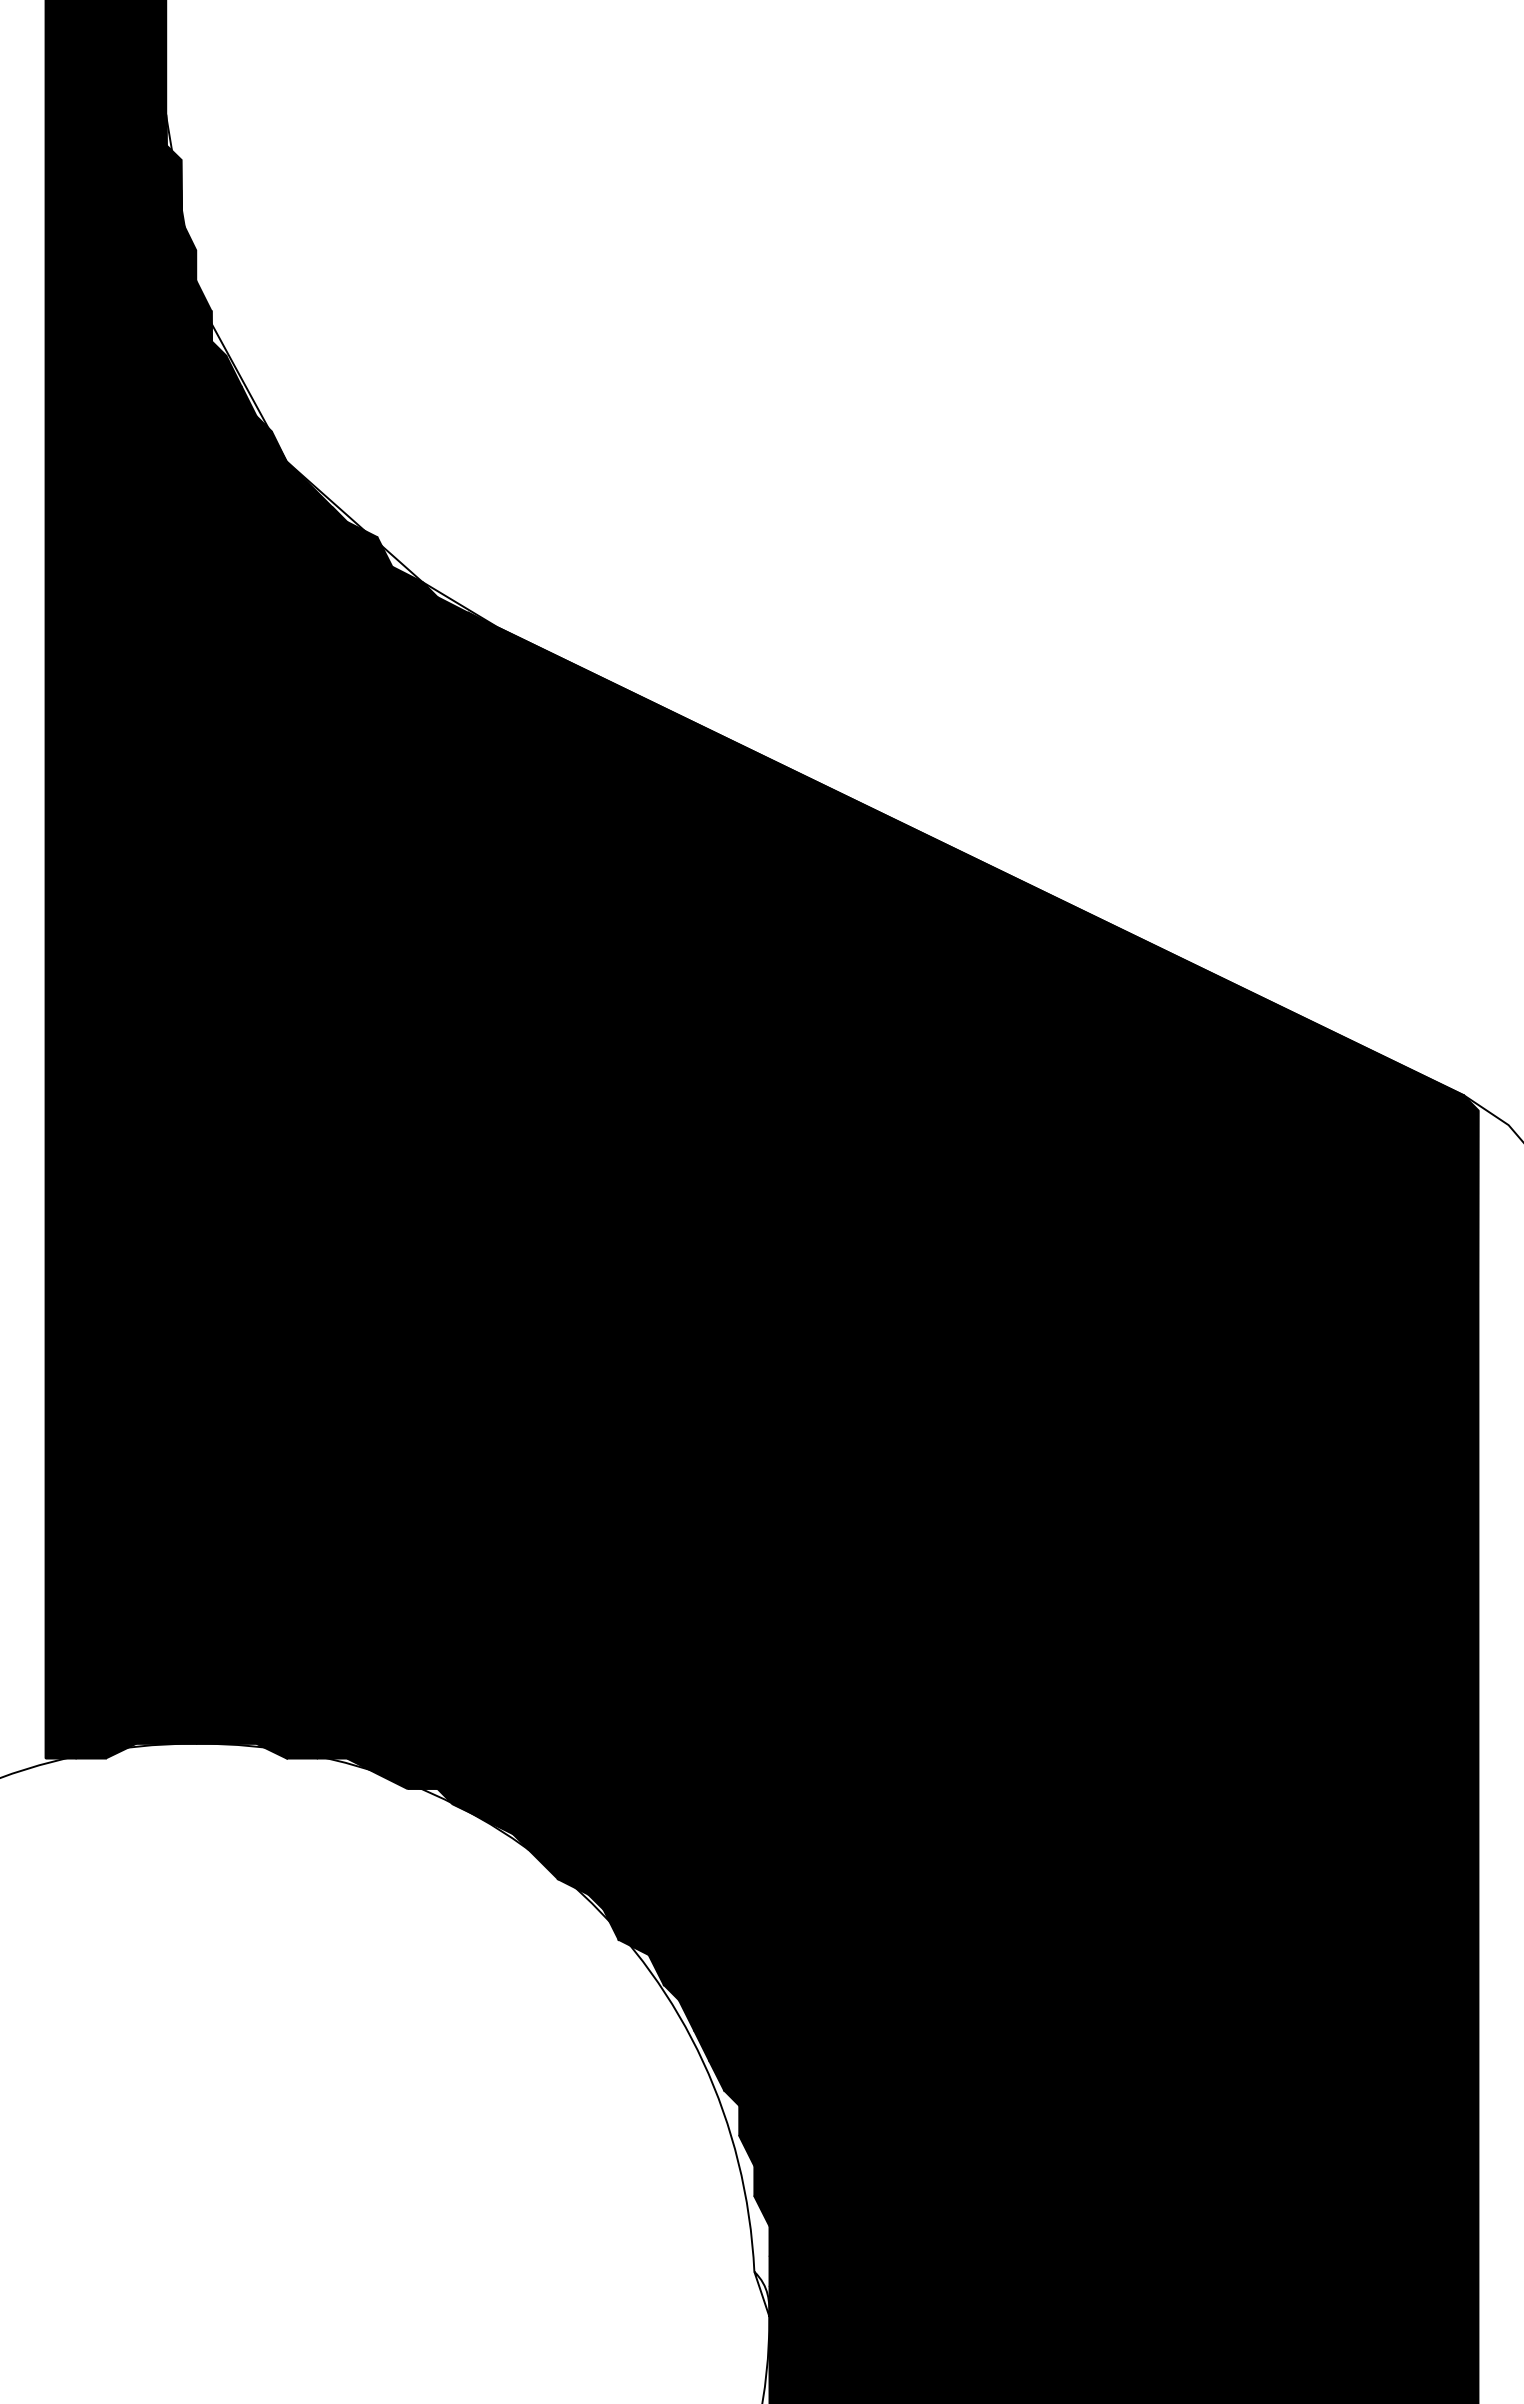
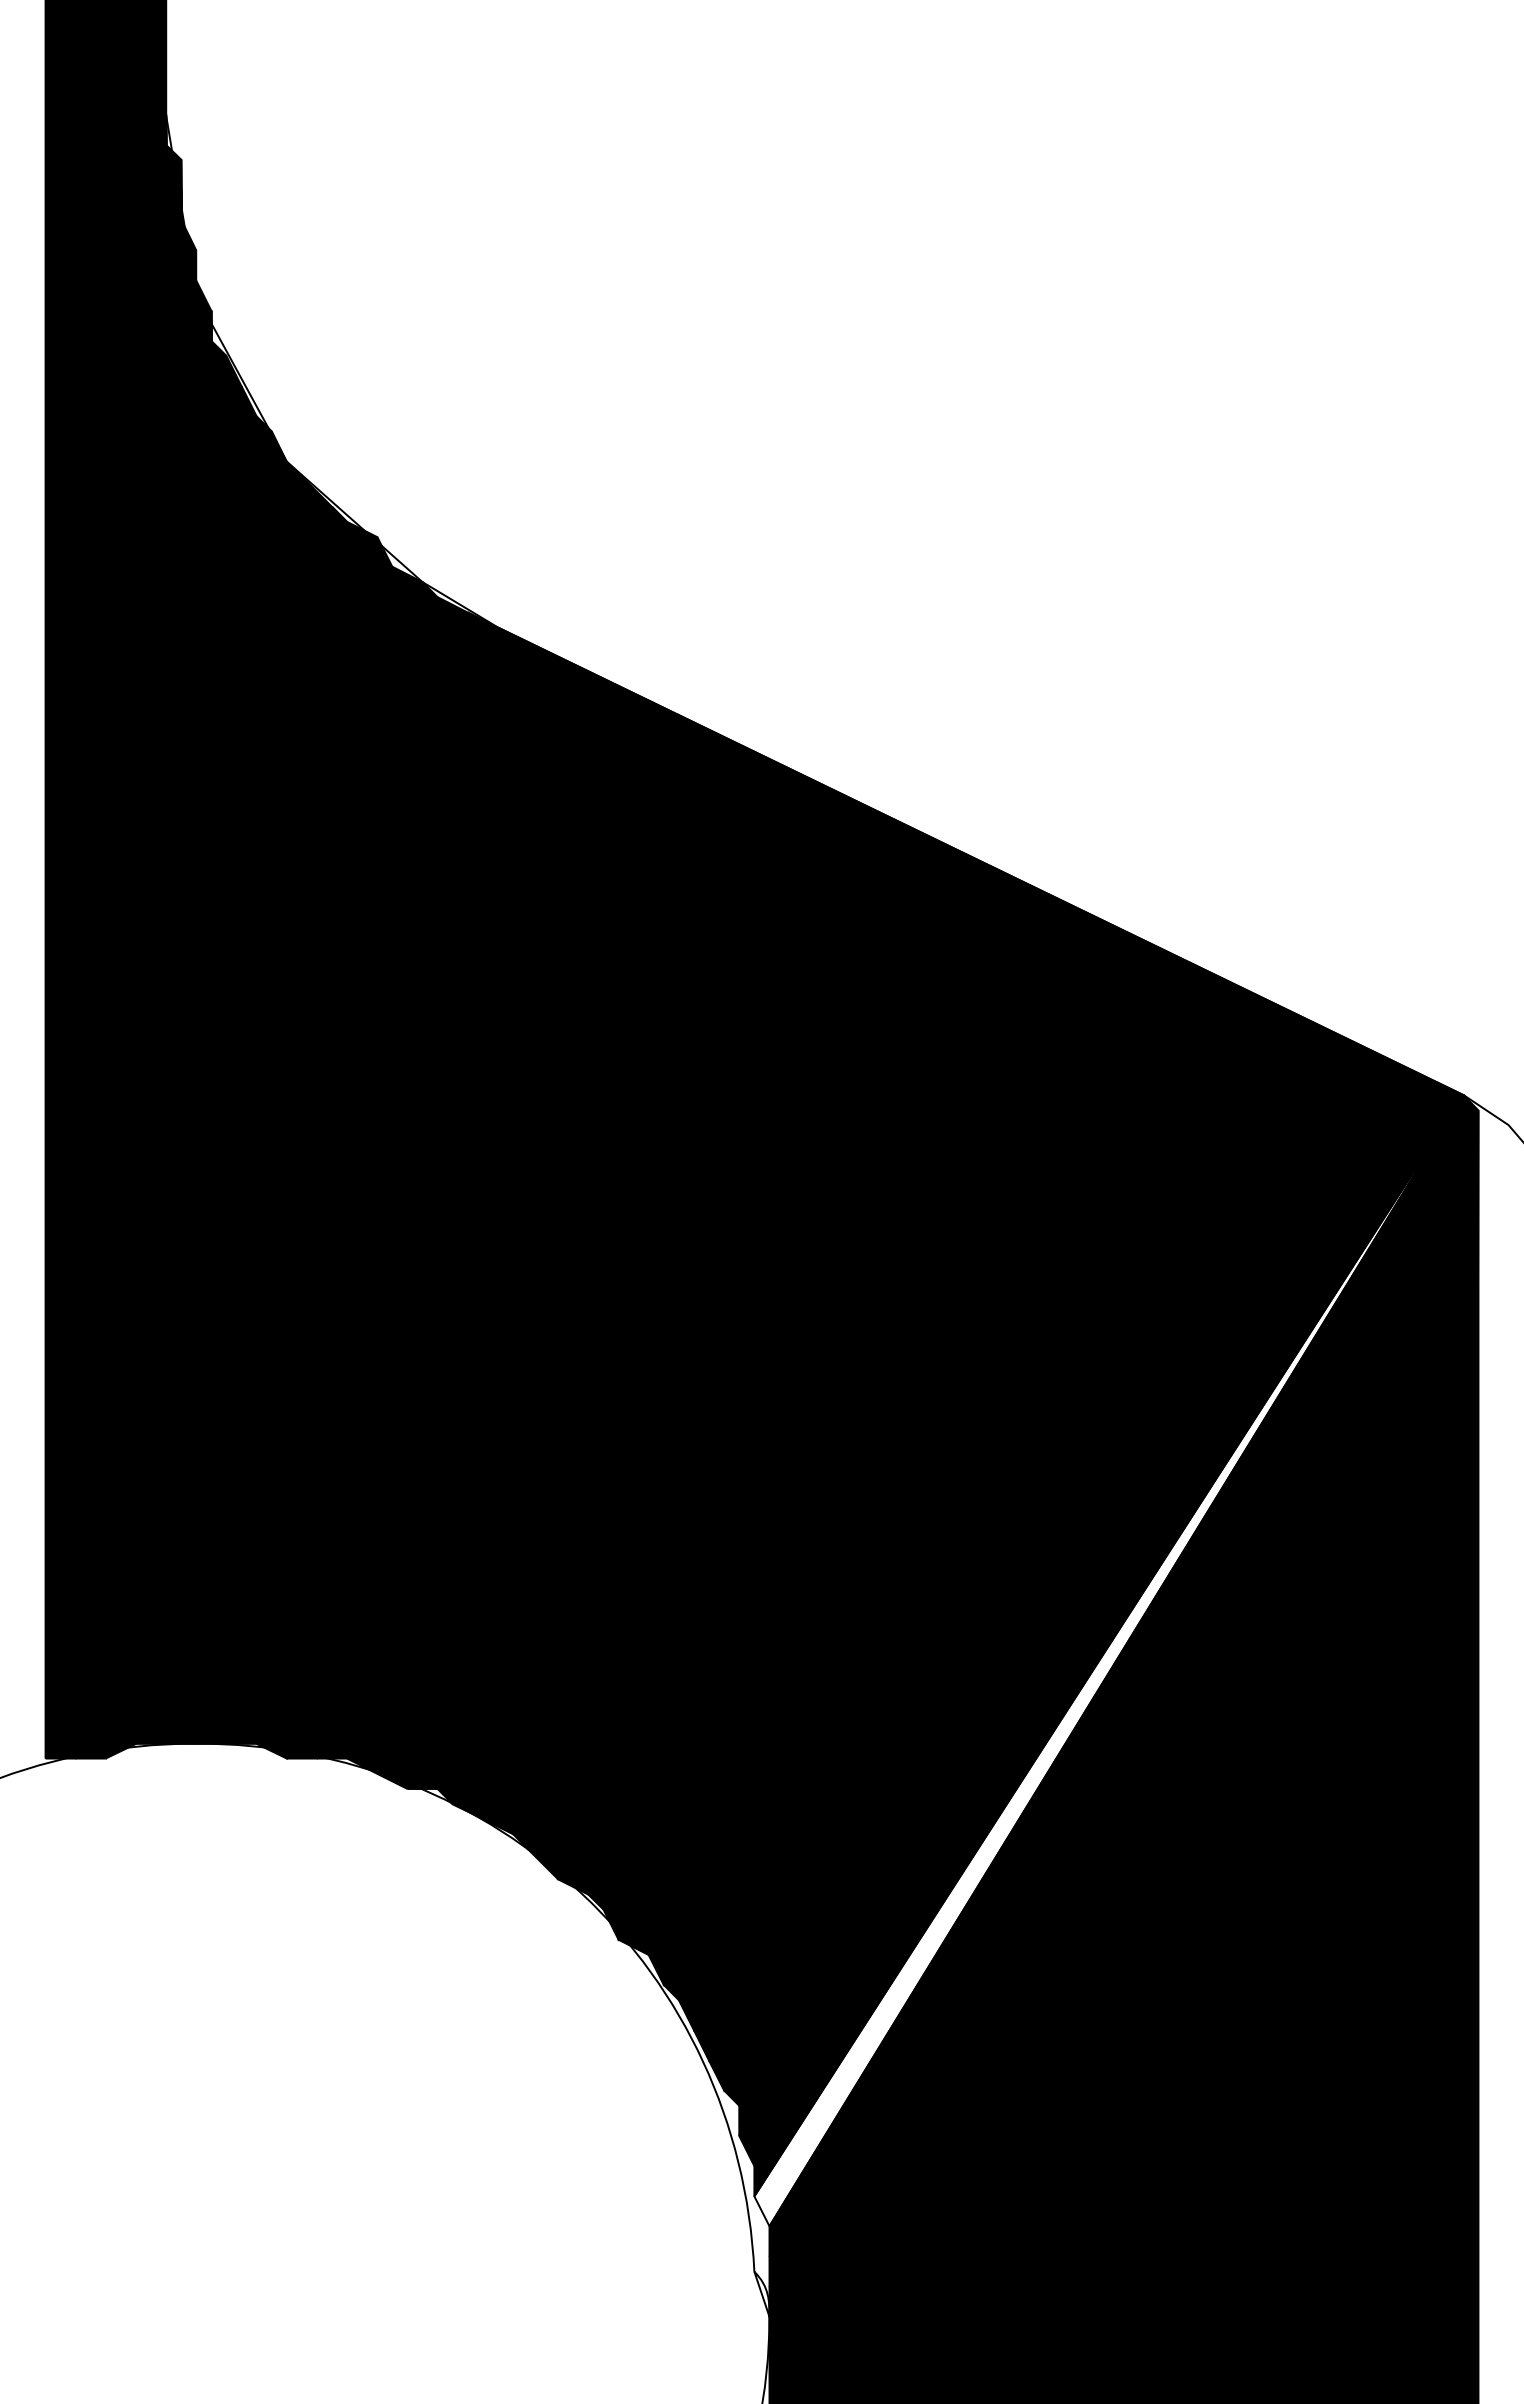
fill: present -> none (1108, 1660)
